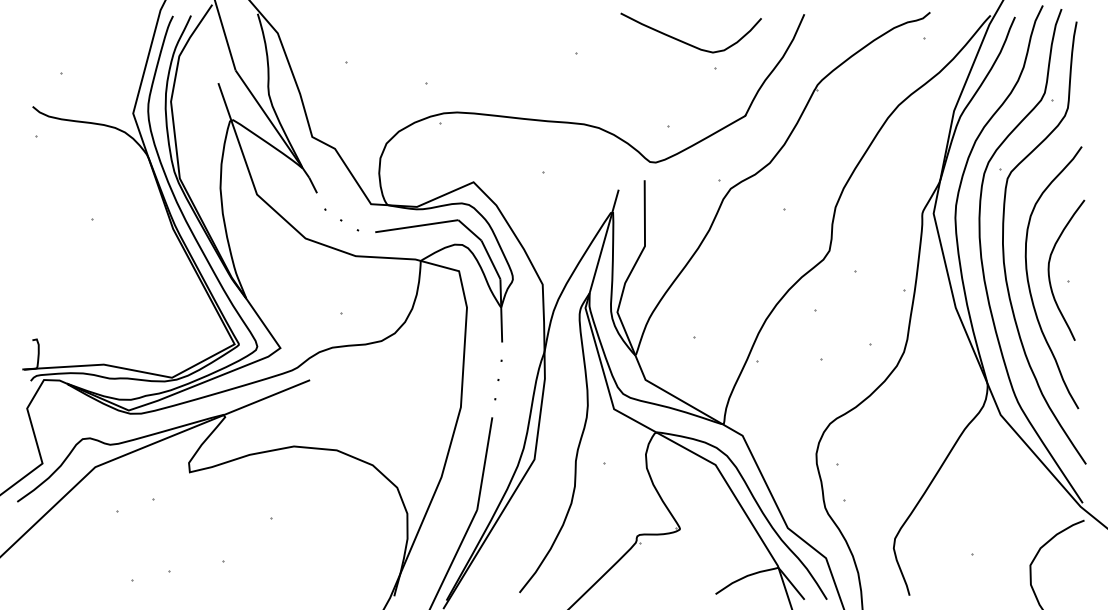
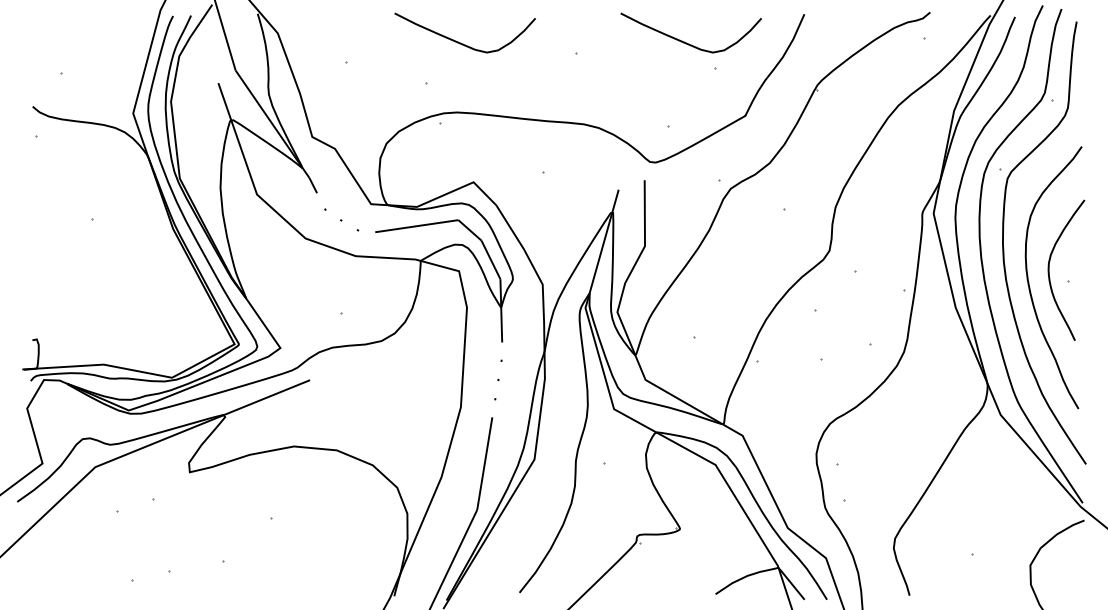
curve: none -> present (460, 42)
